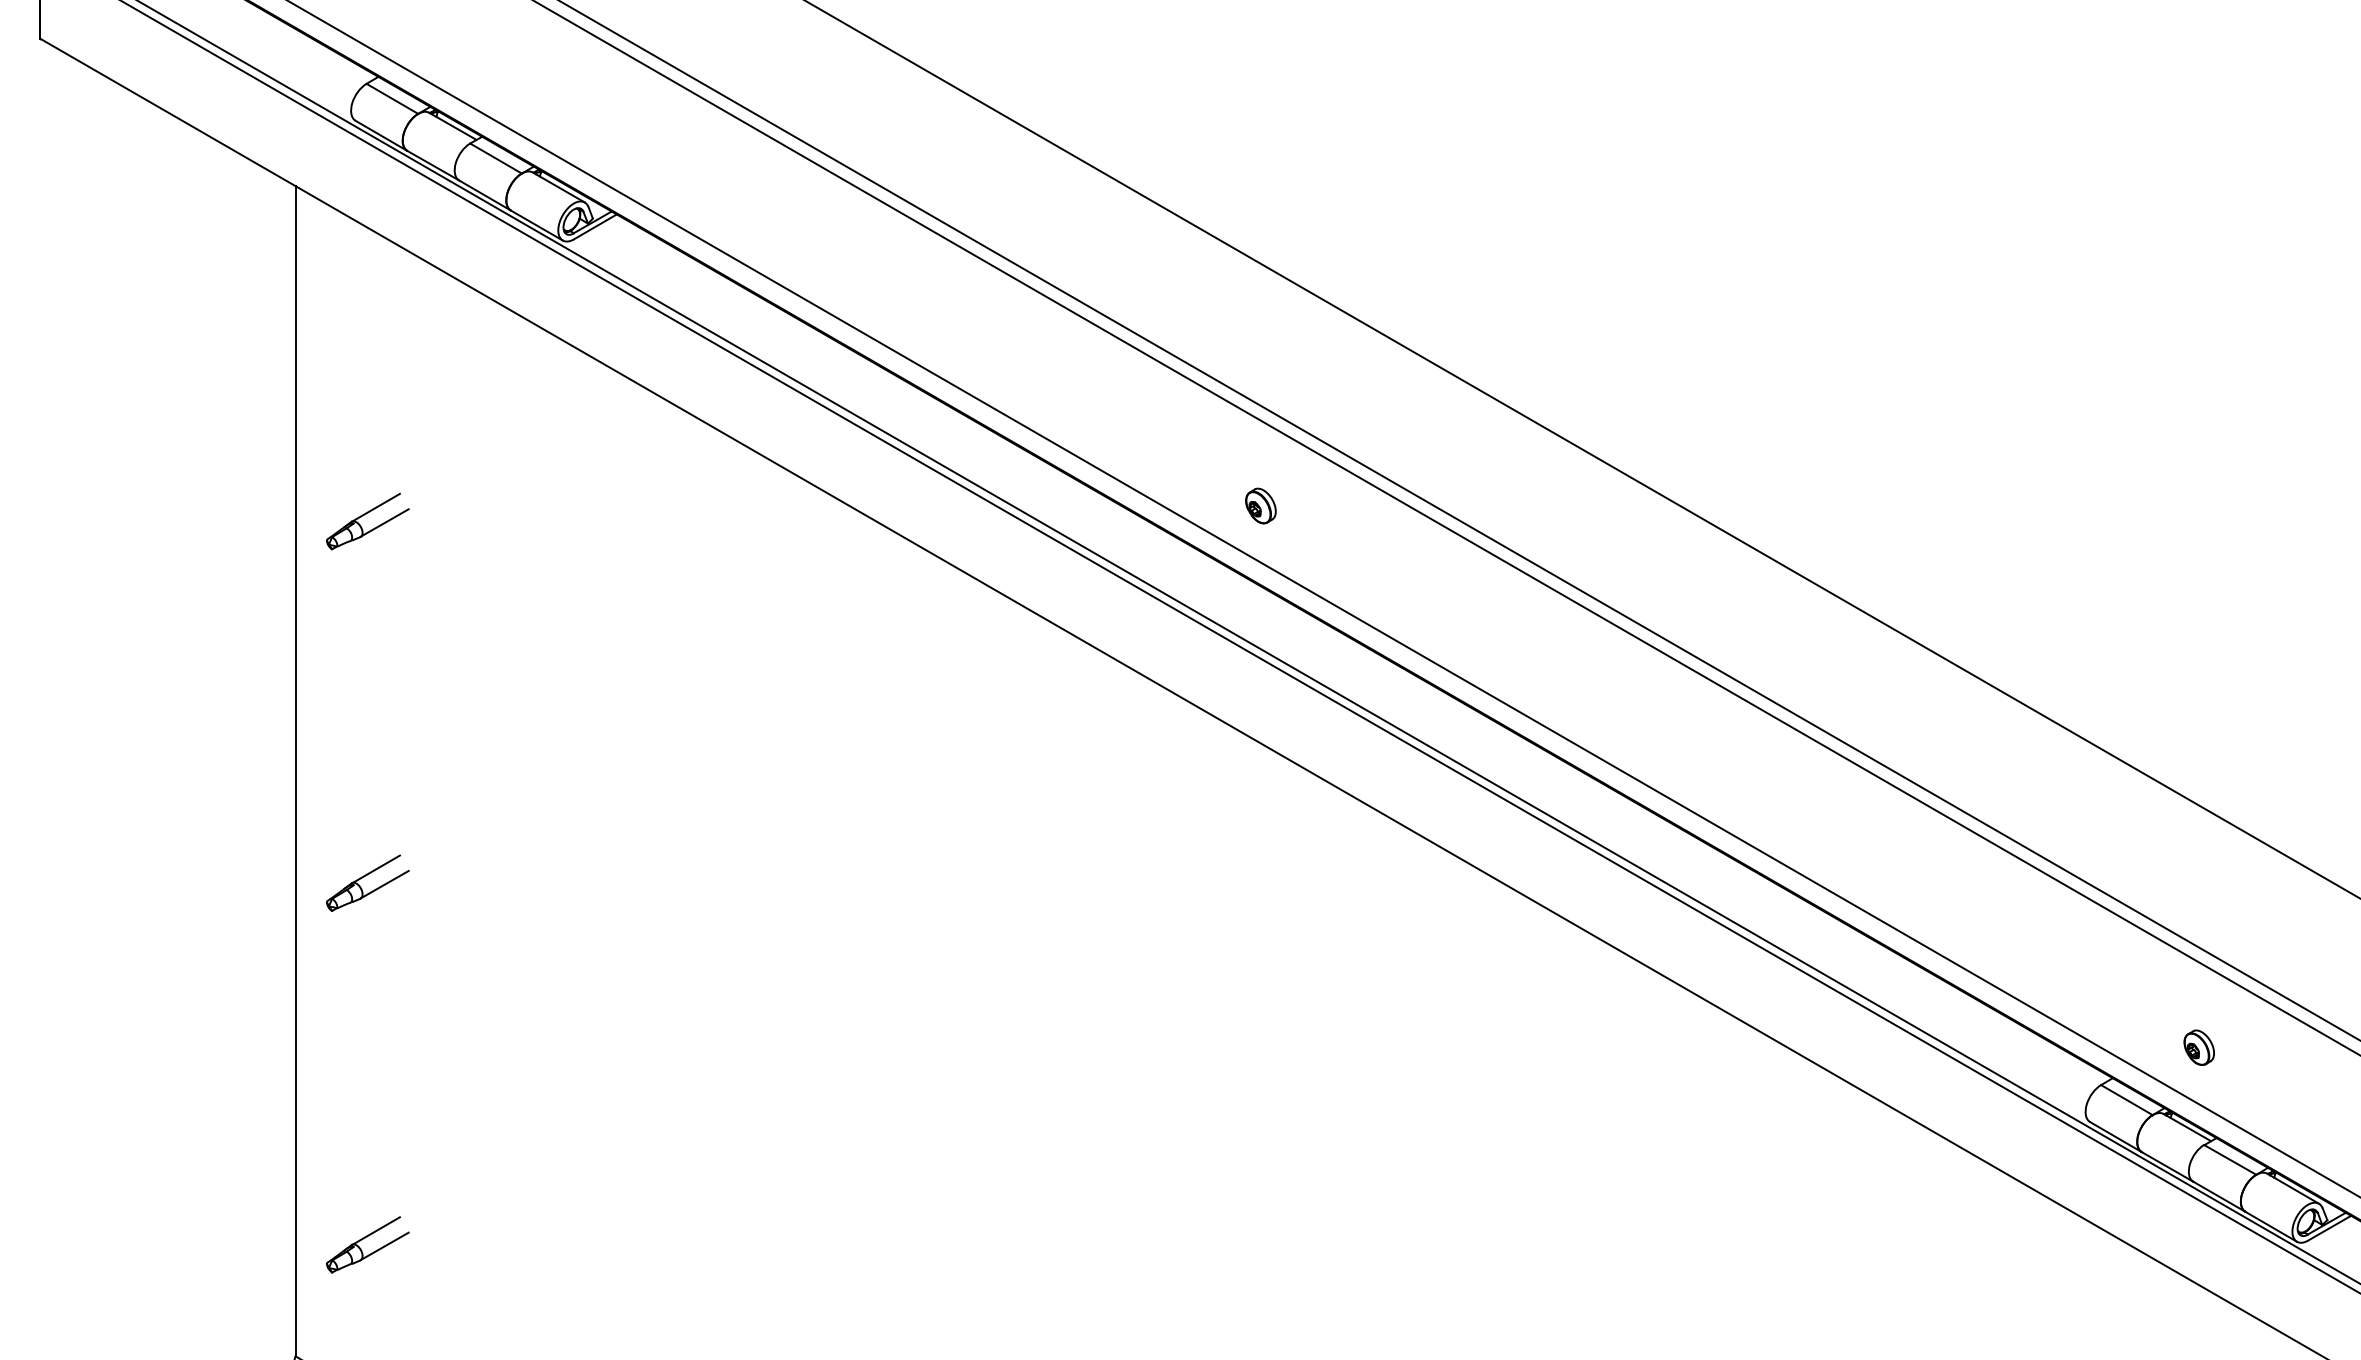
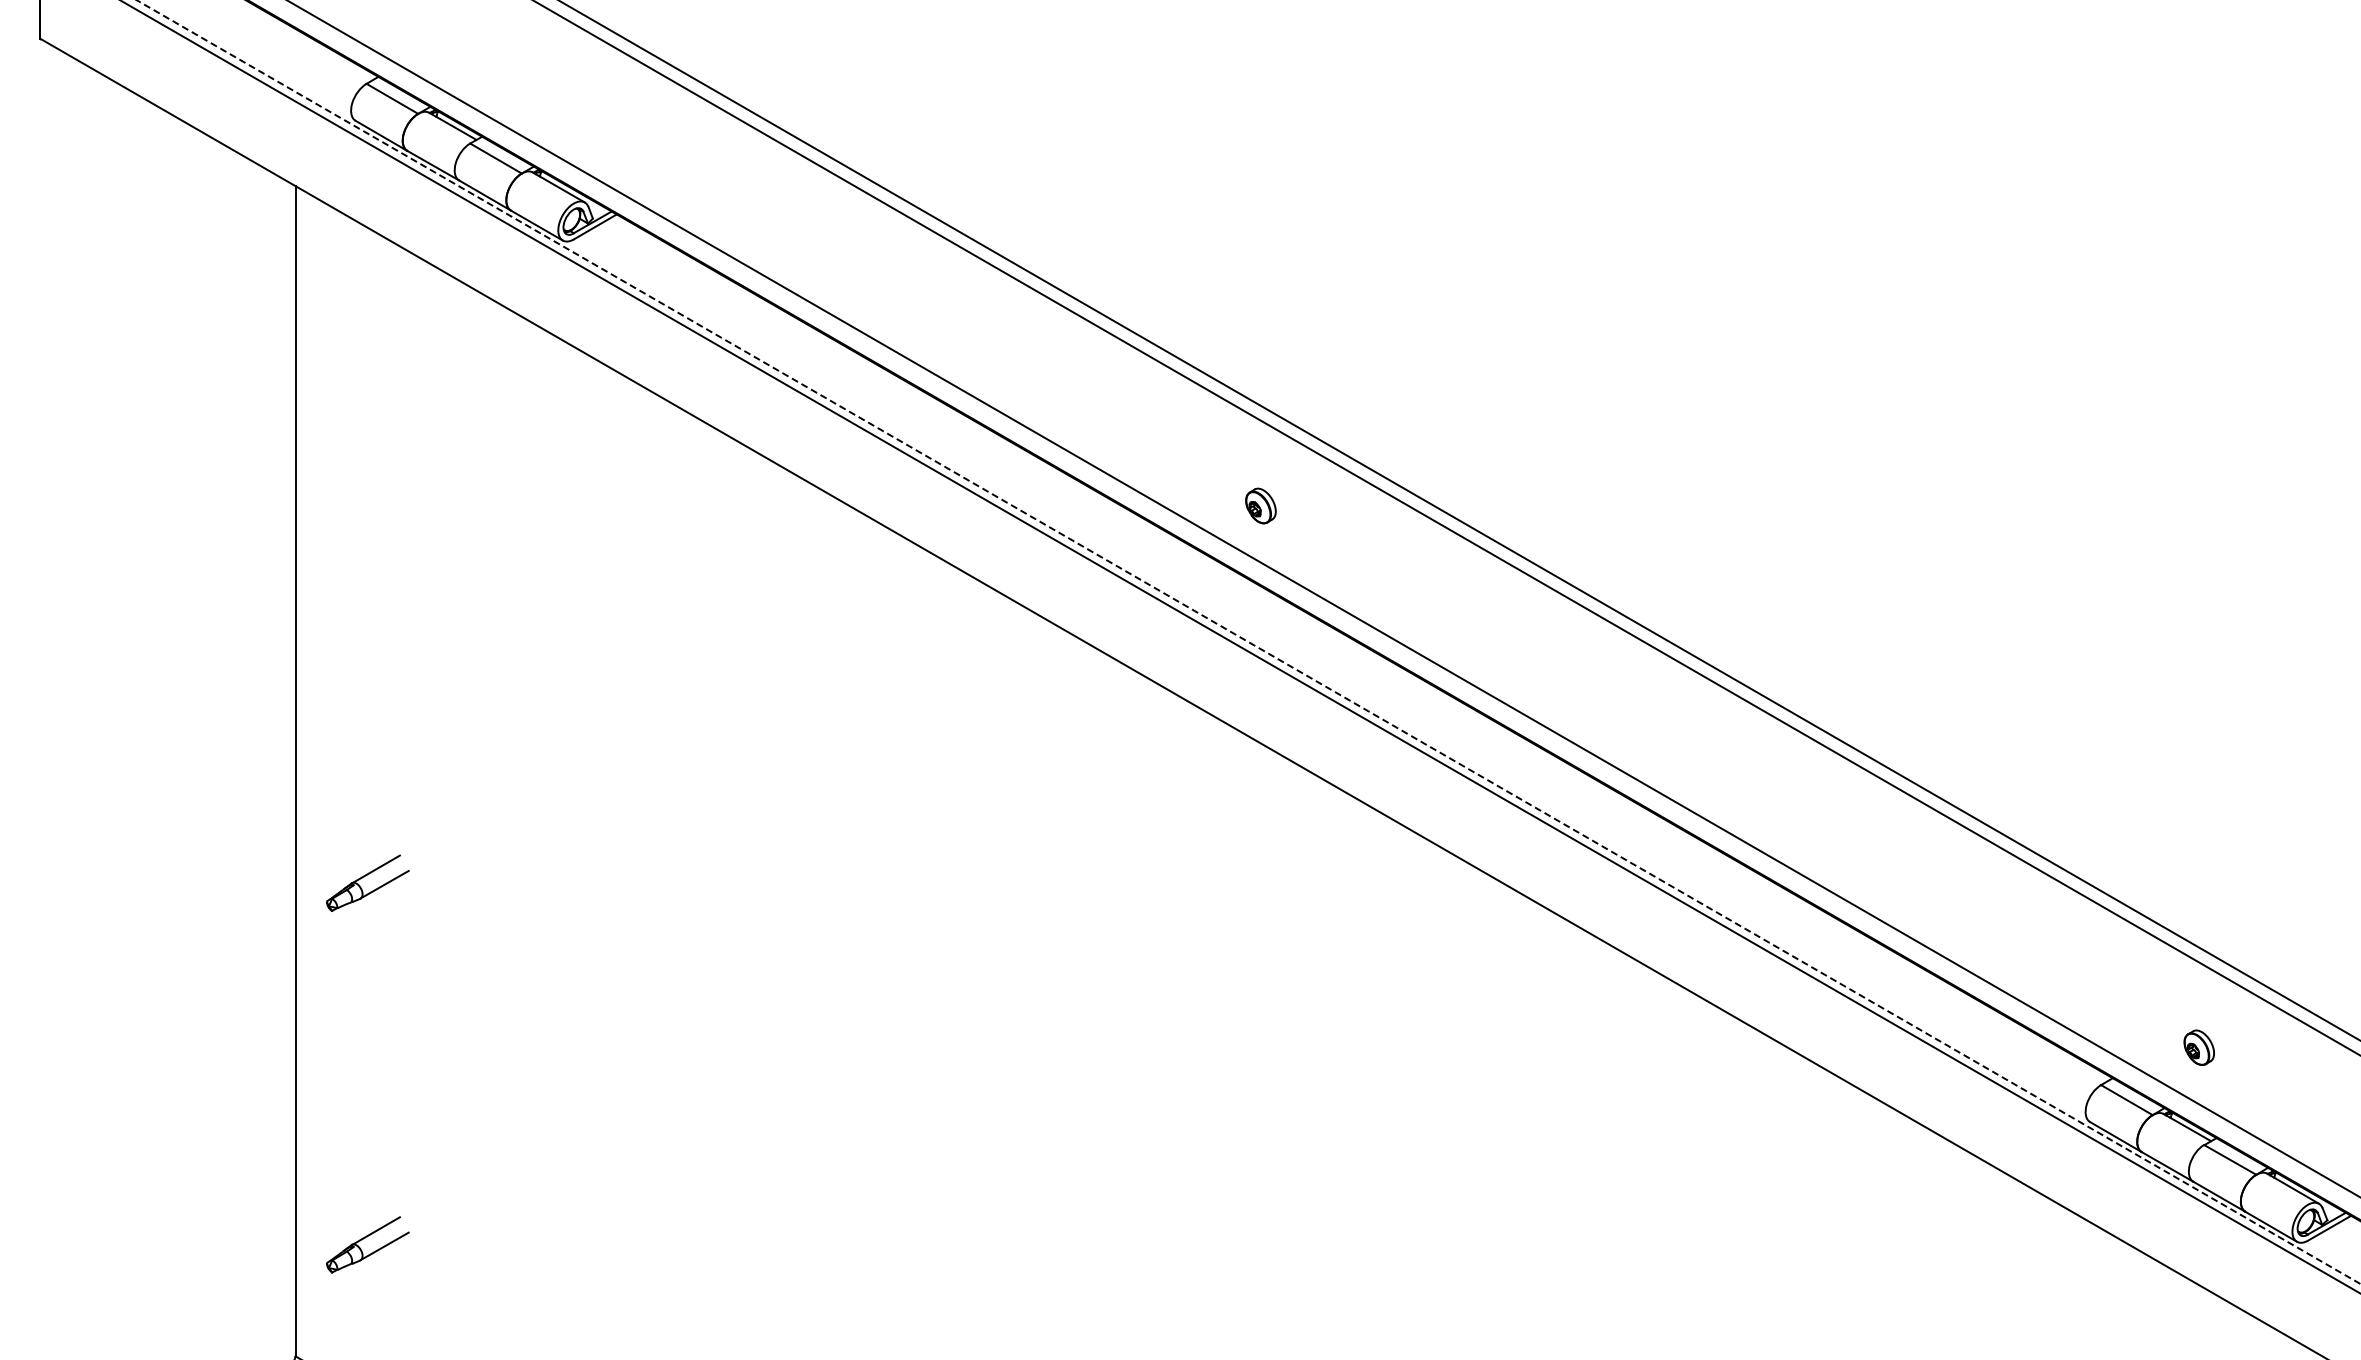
line: present -> none (1582, 449)
part: present -> none (363, 516)
line: solid -> dashed (1248, 642)
